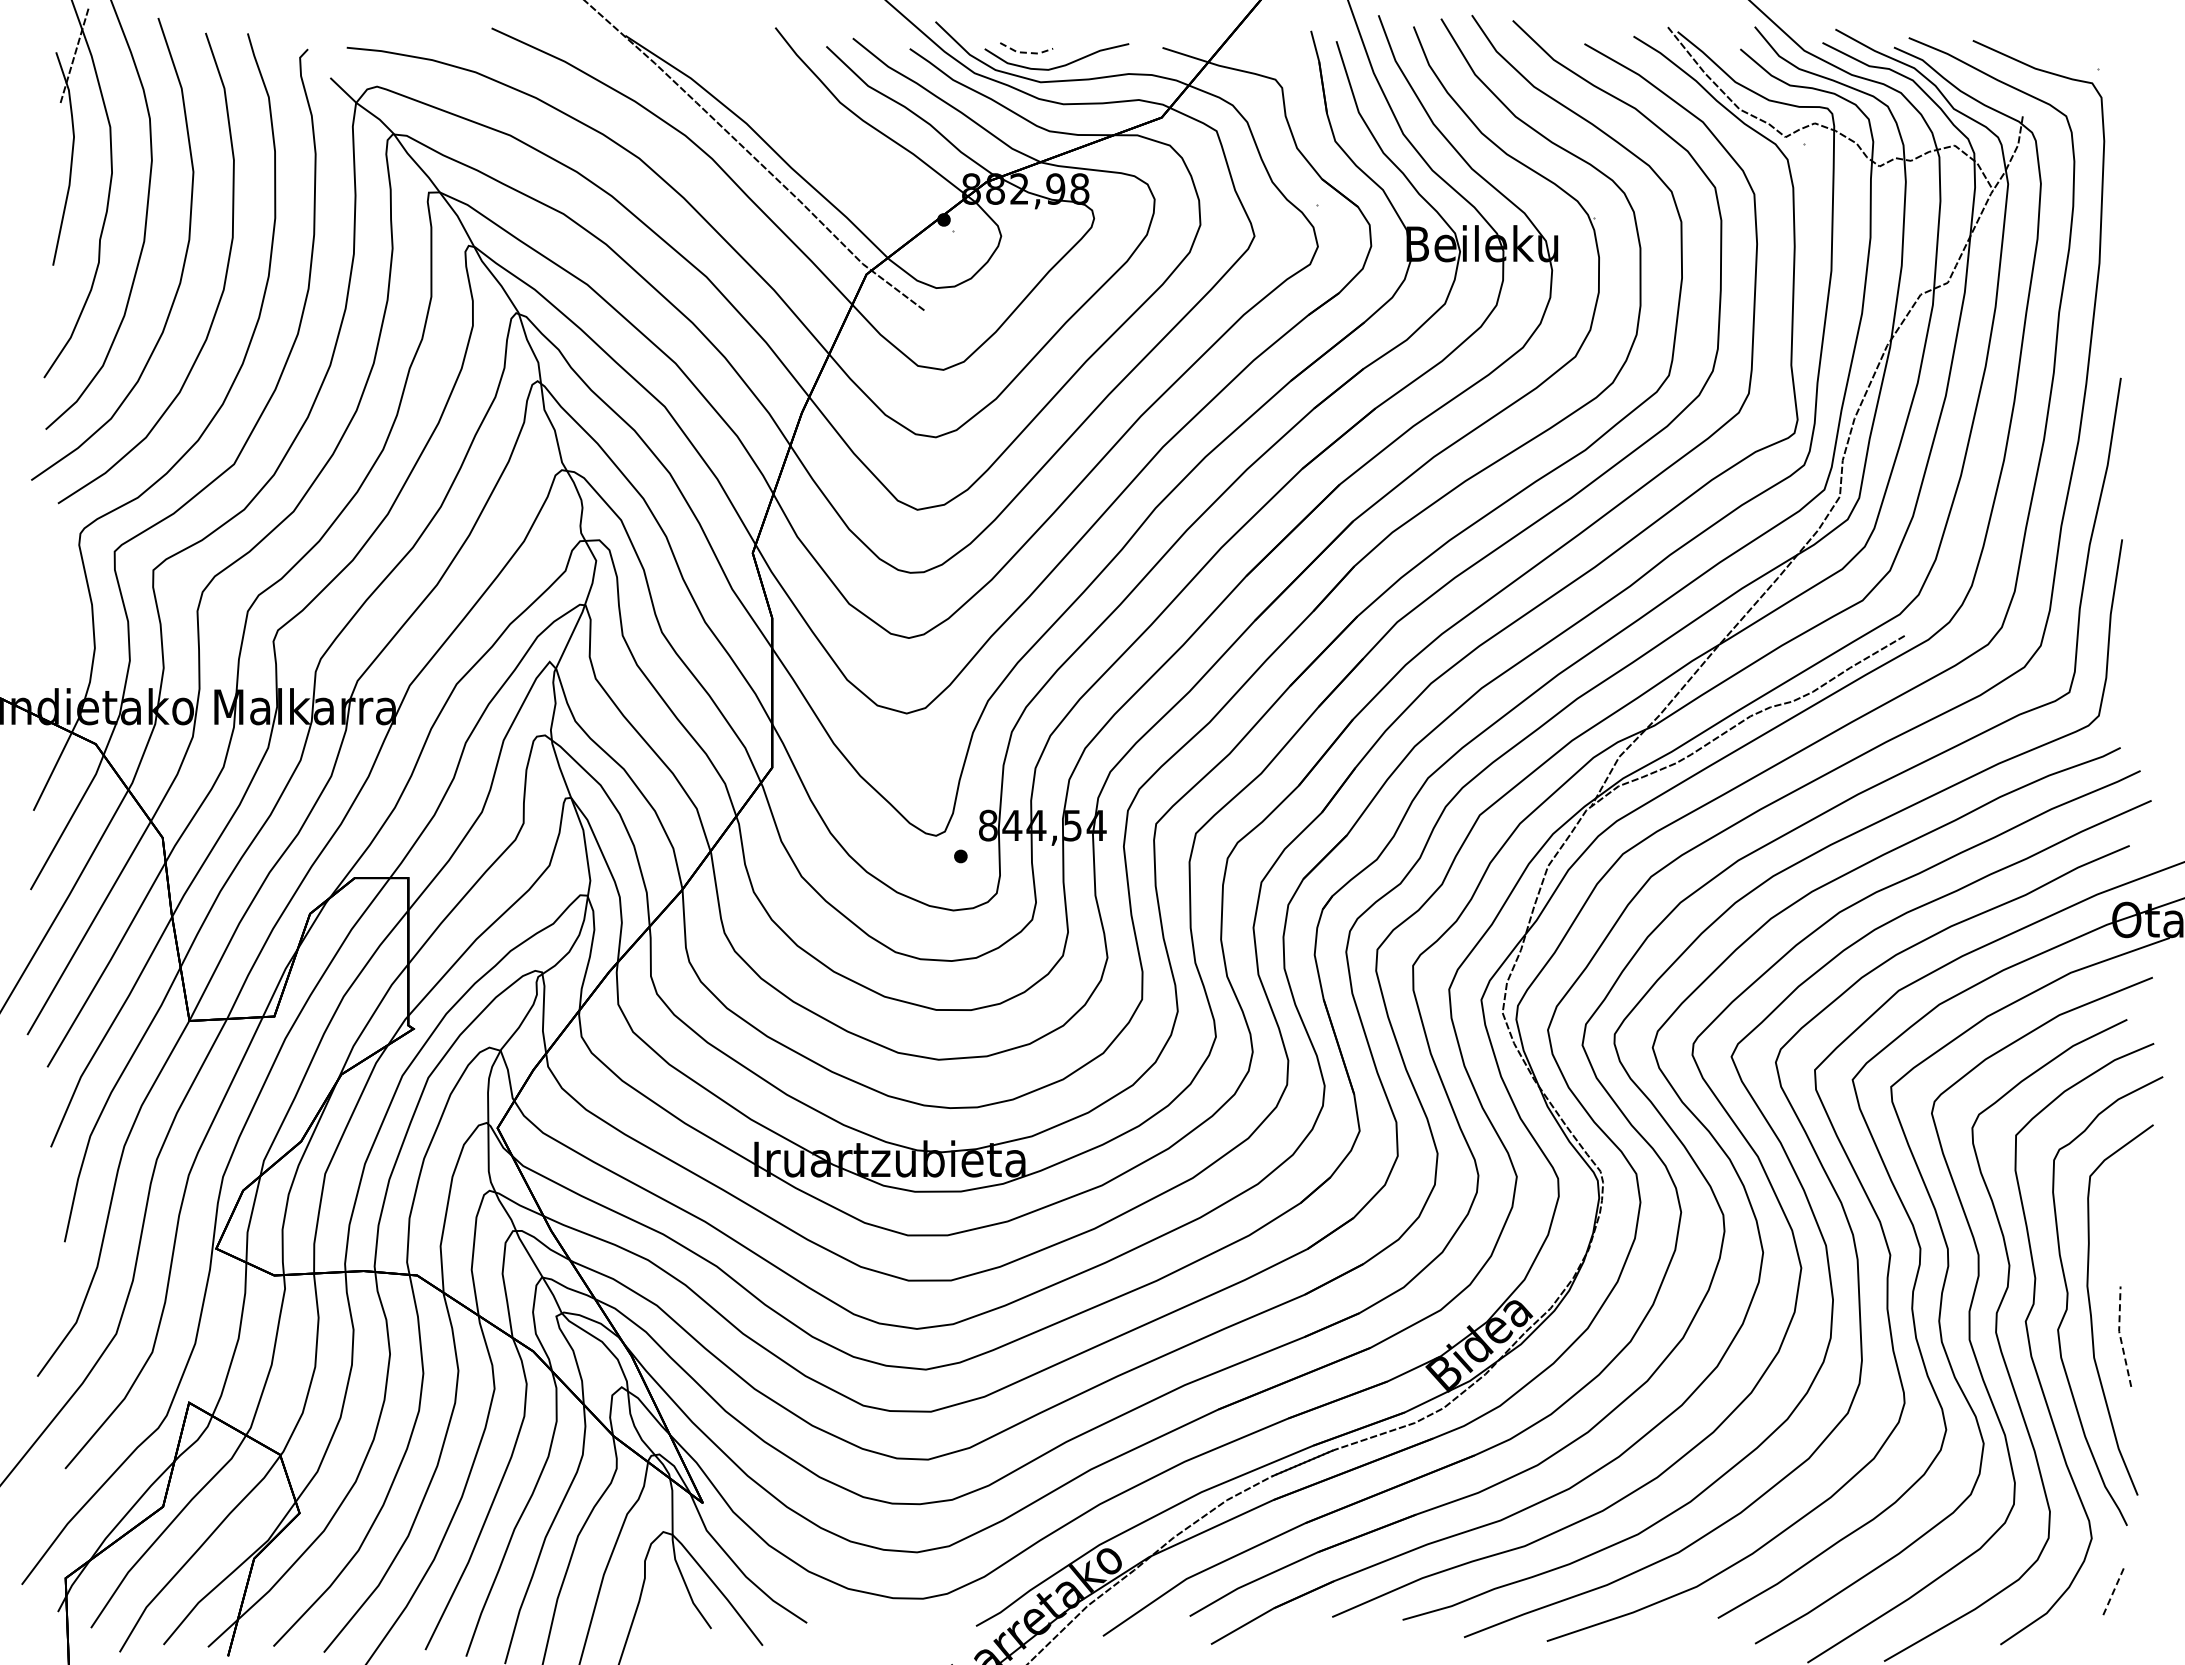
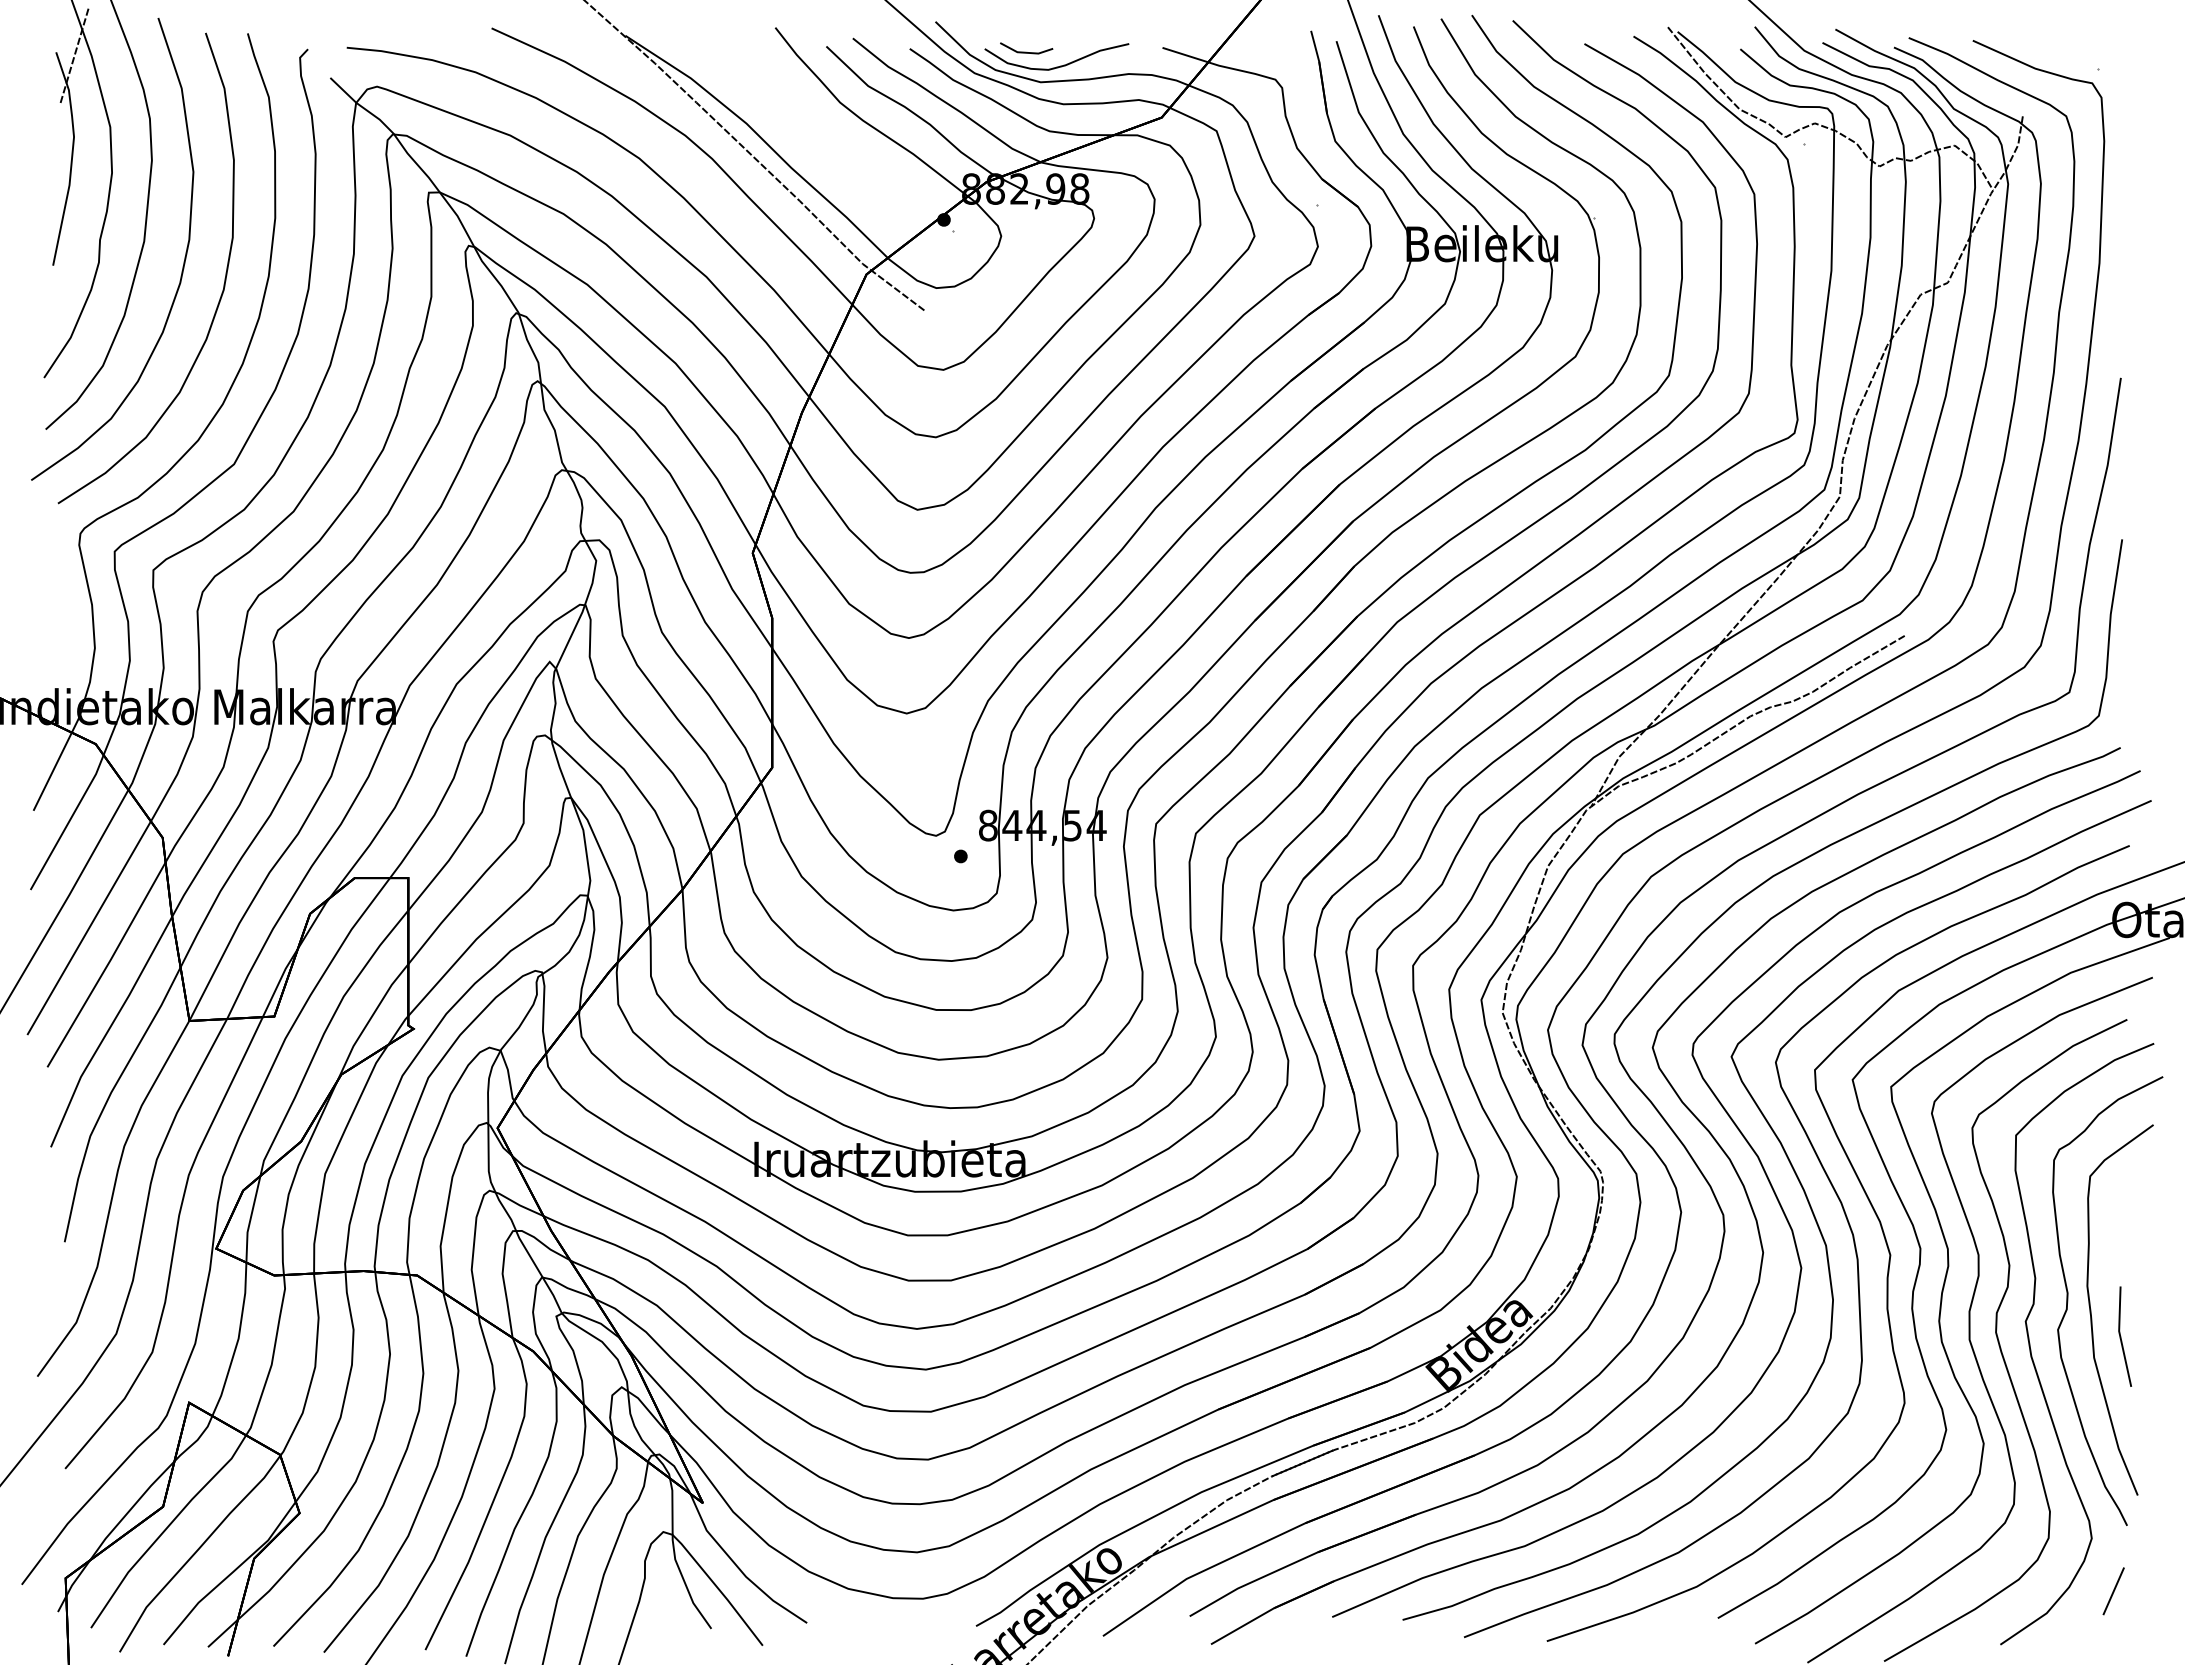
line: dashed -> solid (1026, 52)
line: dashed -> solid (2120, 1336)
line: dashed -> solid (2113, 1591)
